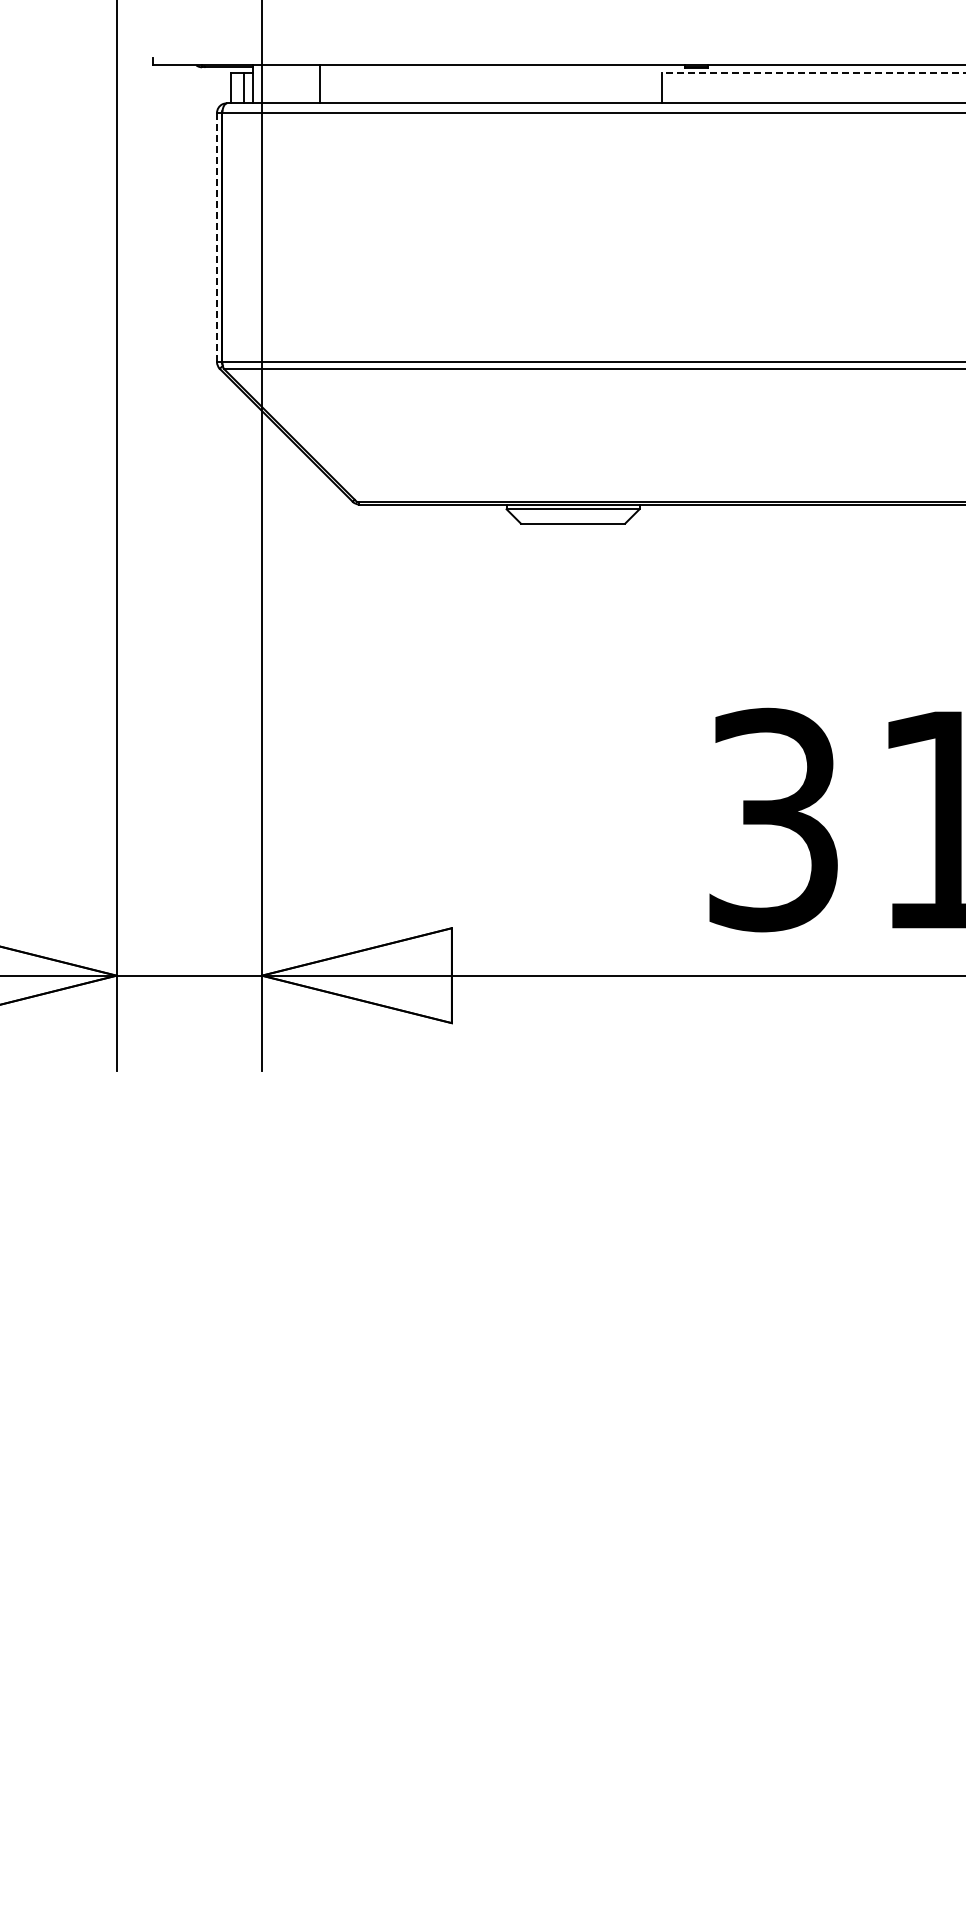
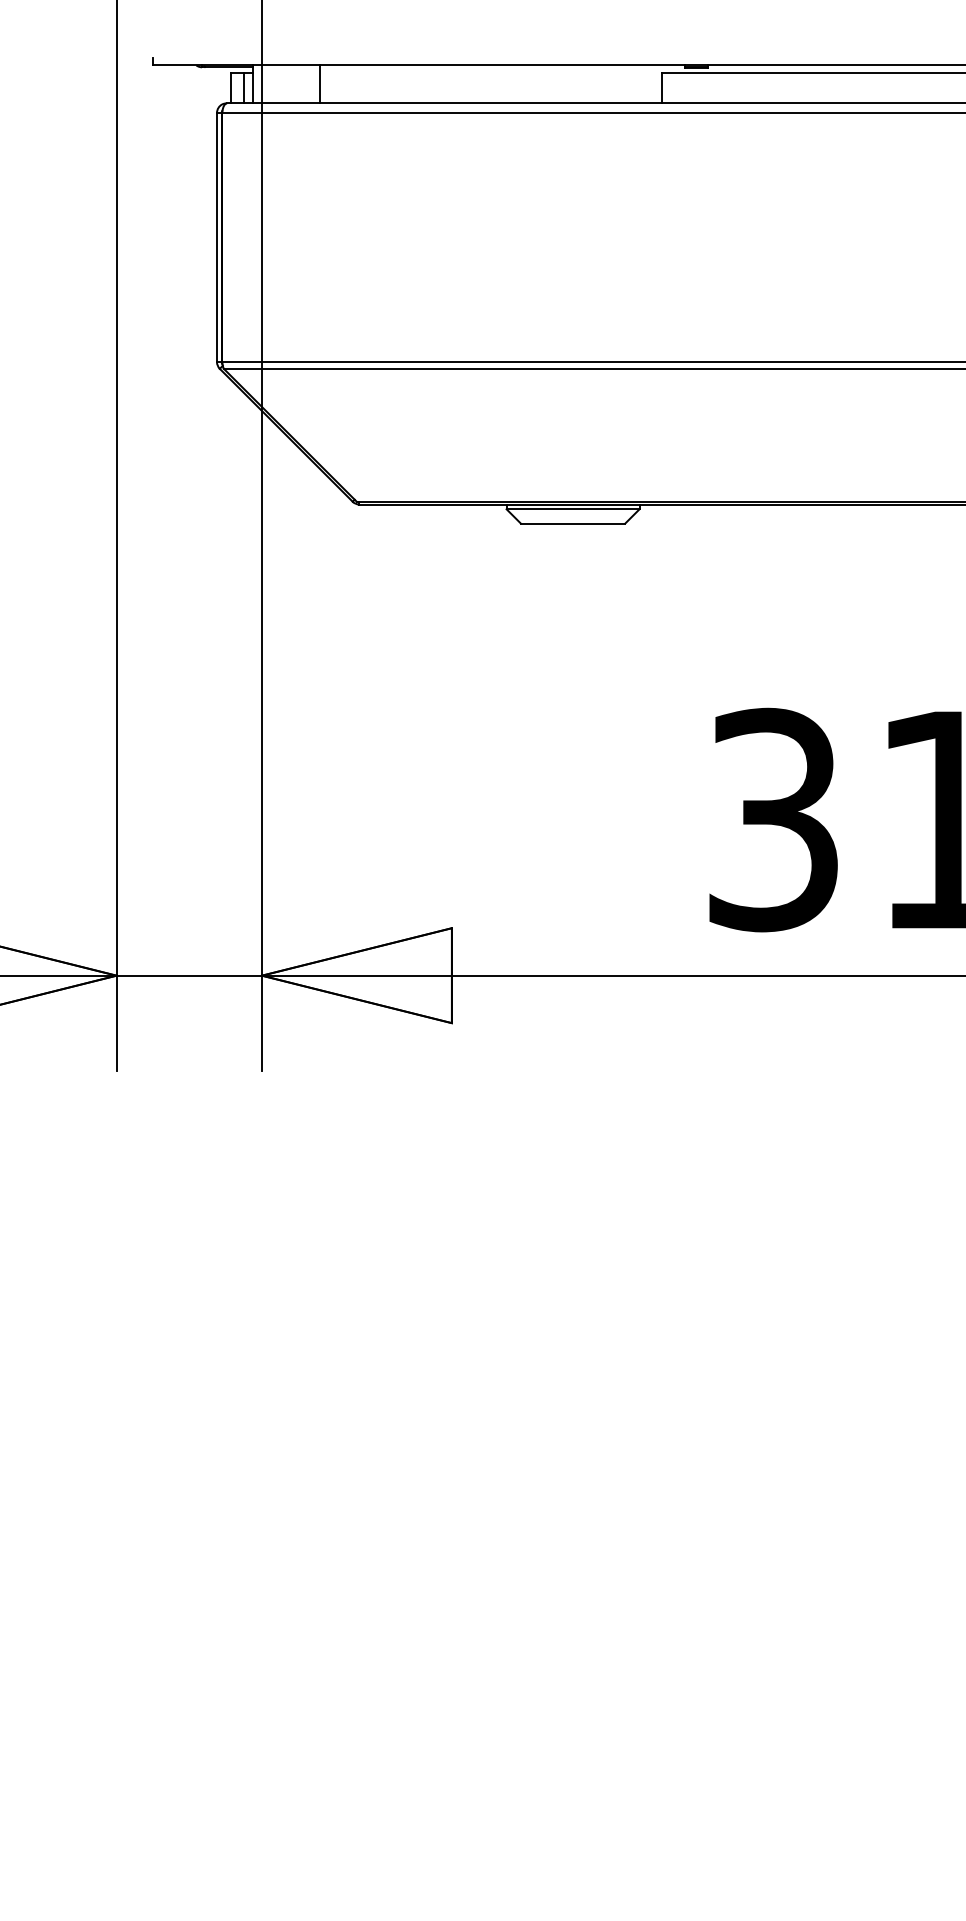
line: dashed -> solid (813, 72)
line: dashed -> solid (217, 237)
